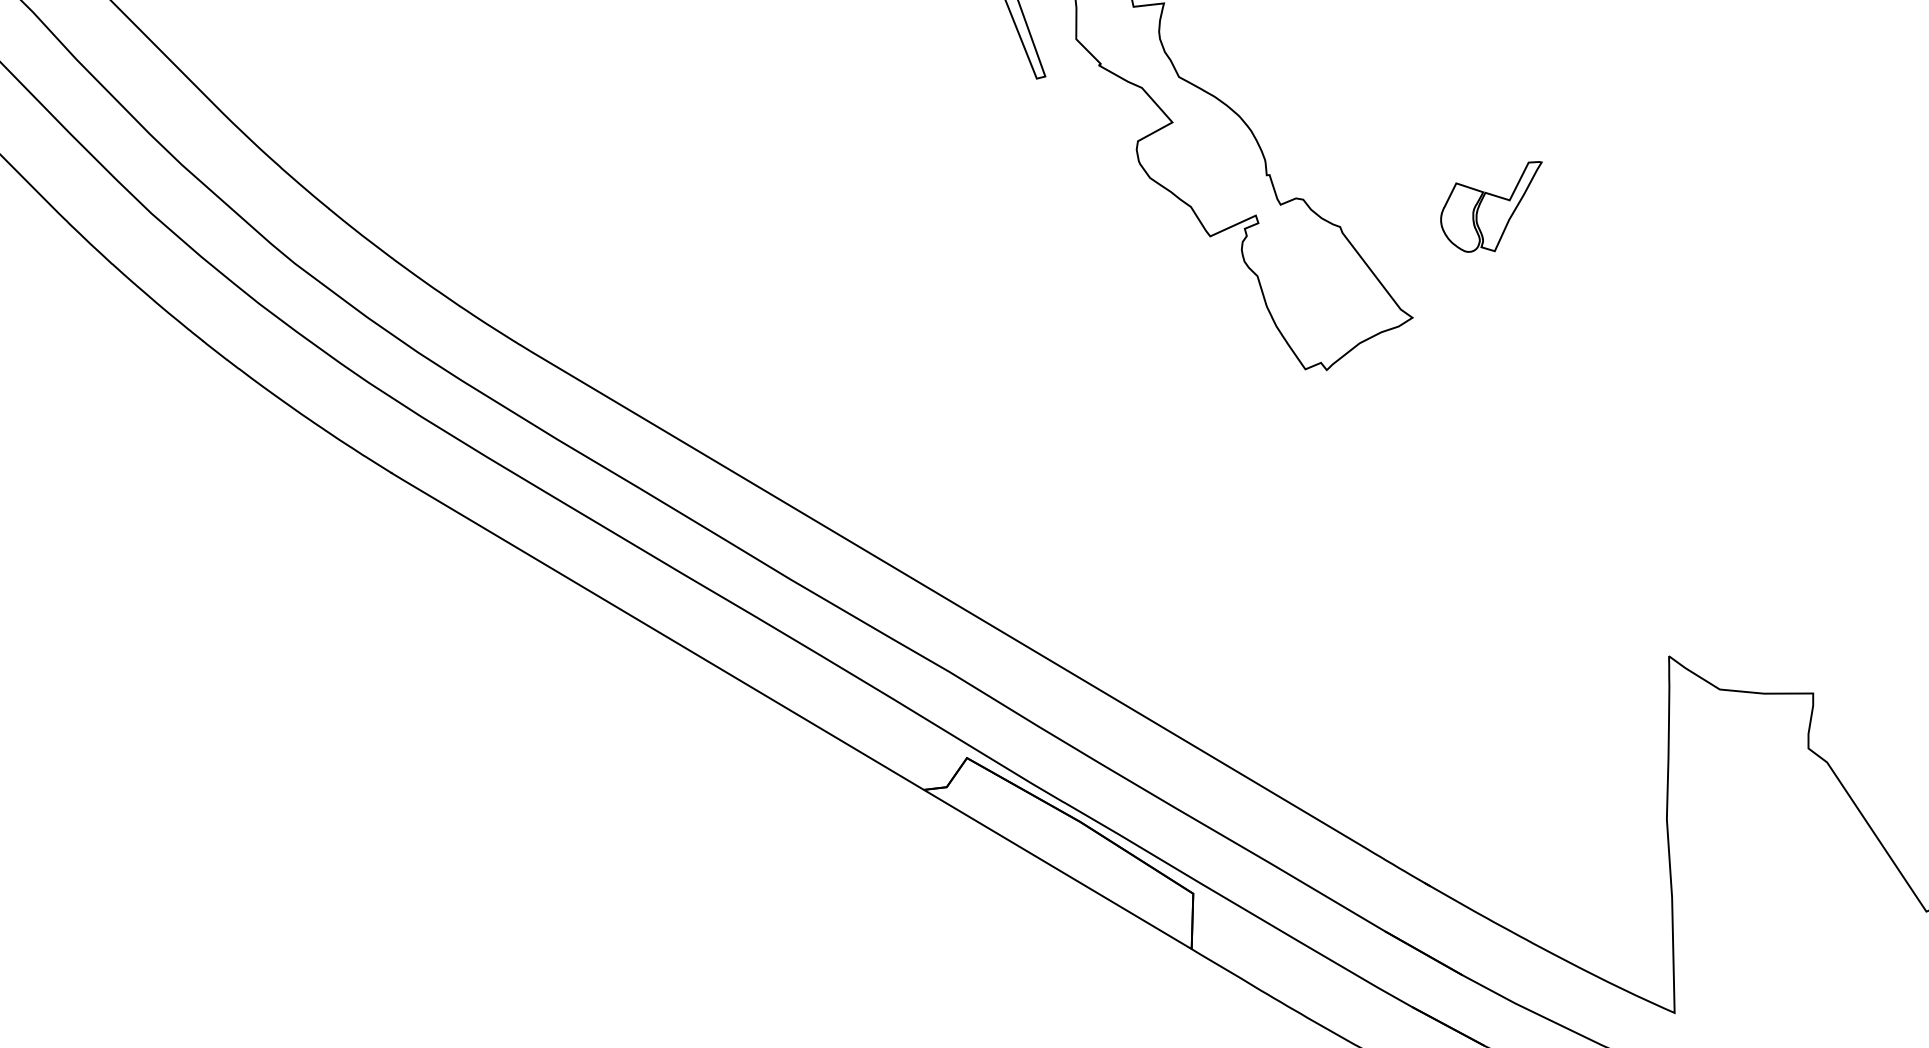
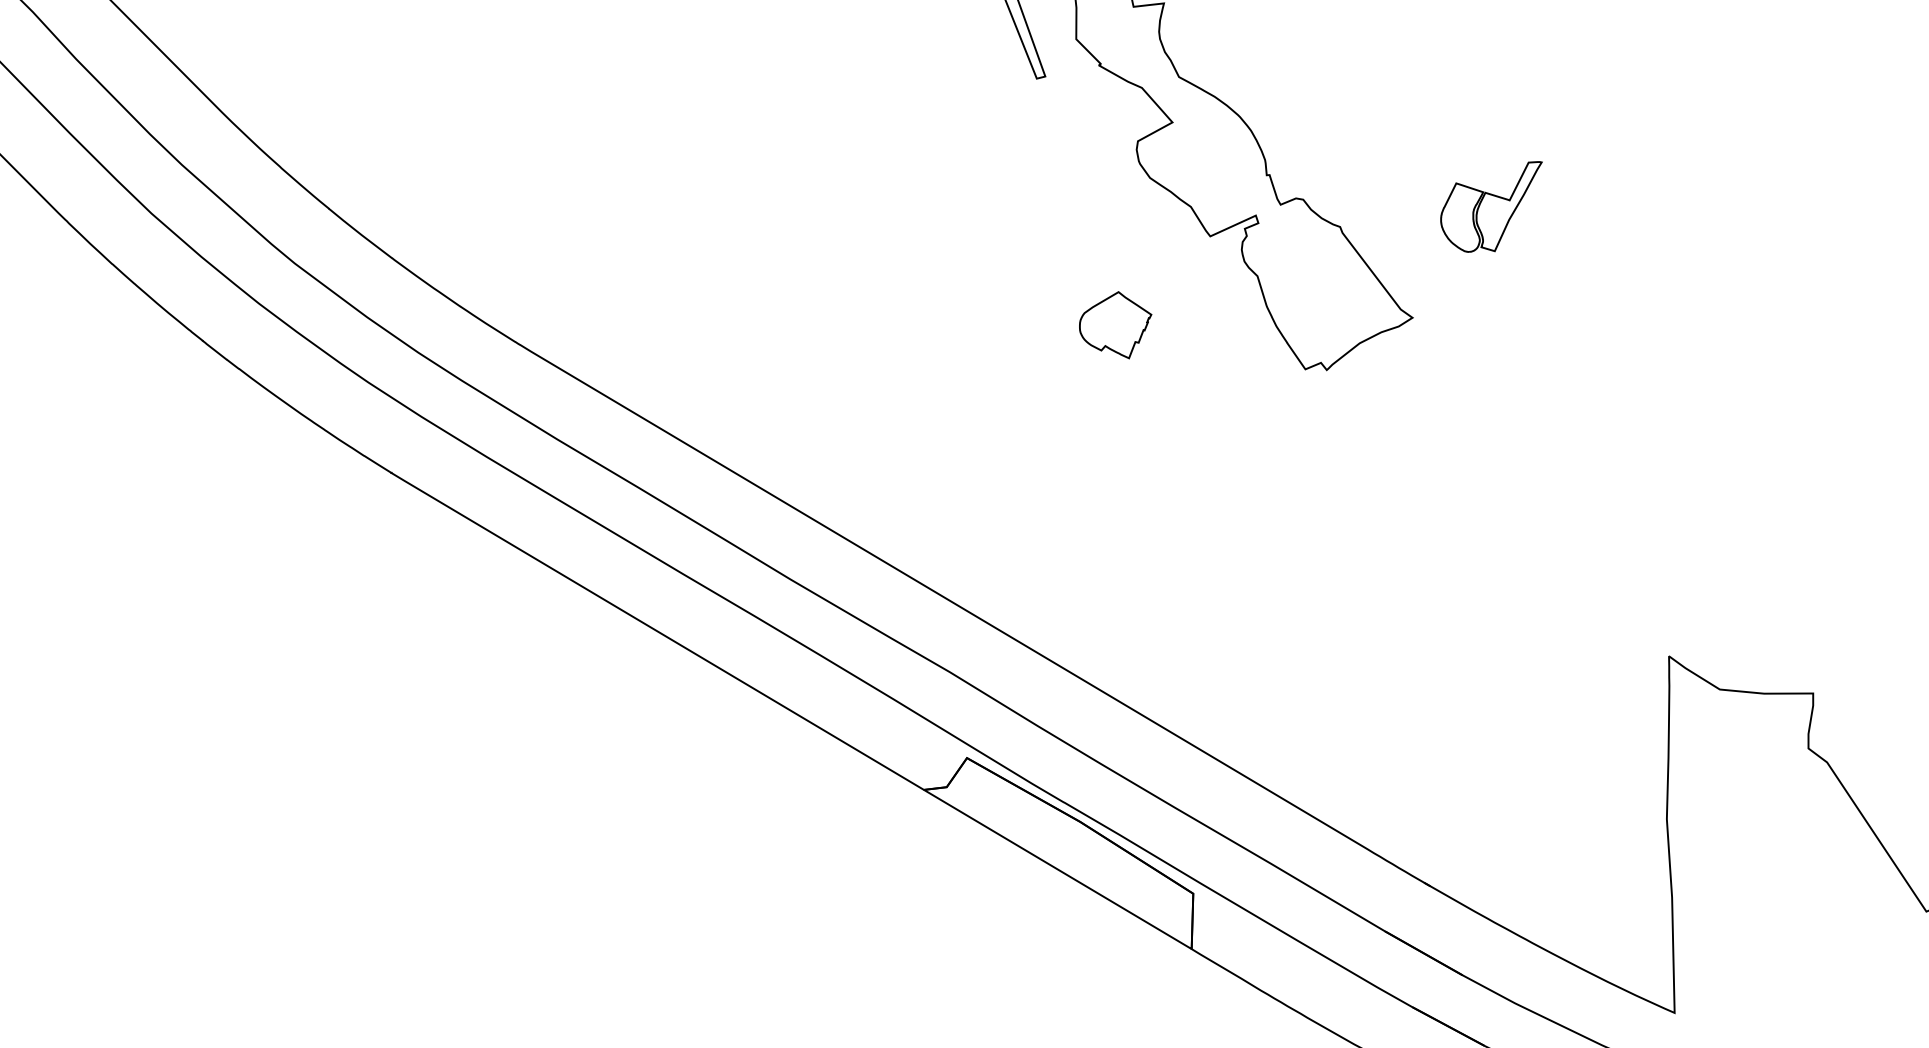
part: none -> present (1115, 325)
